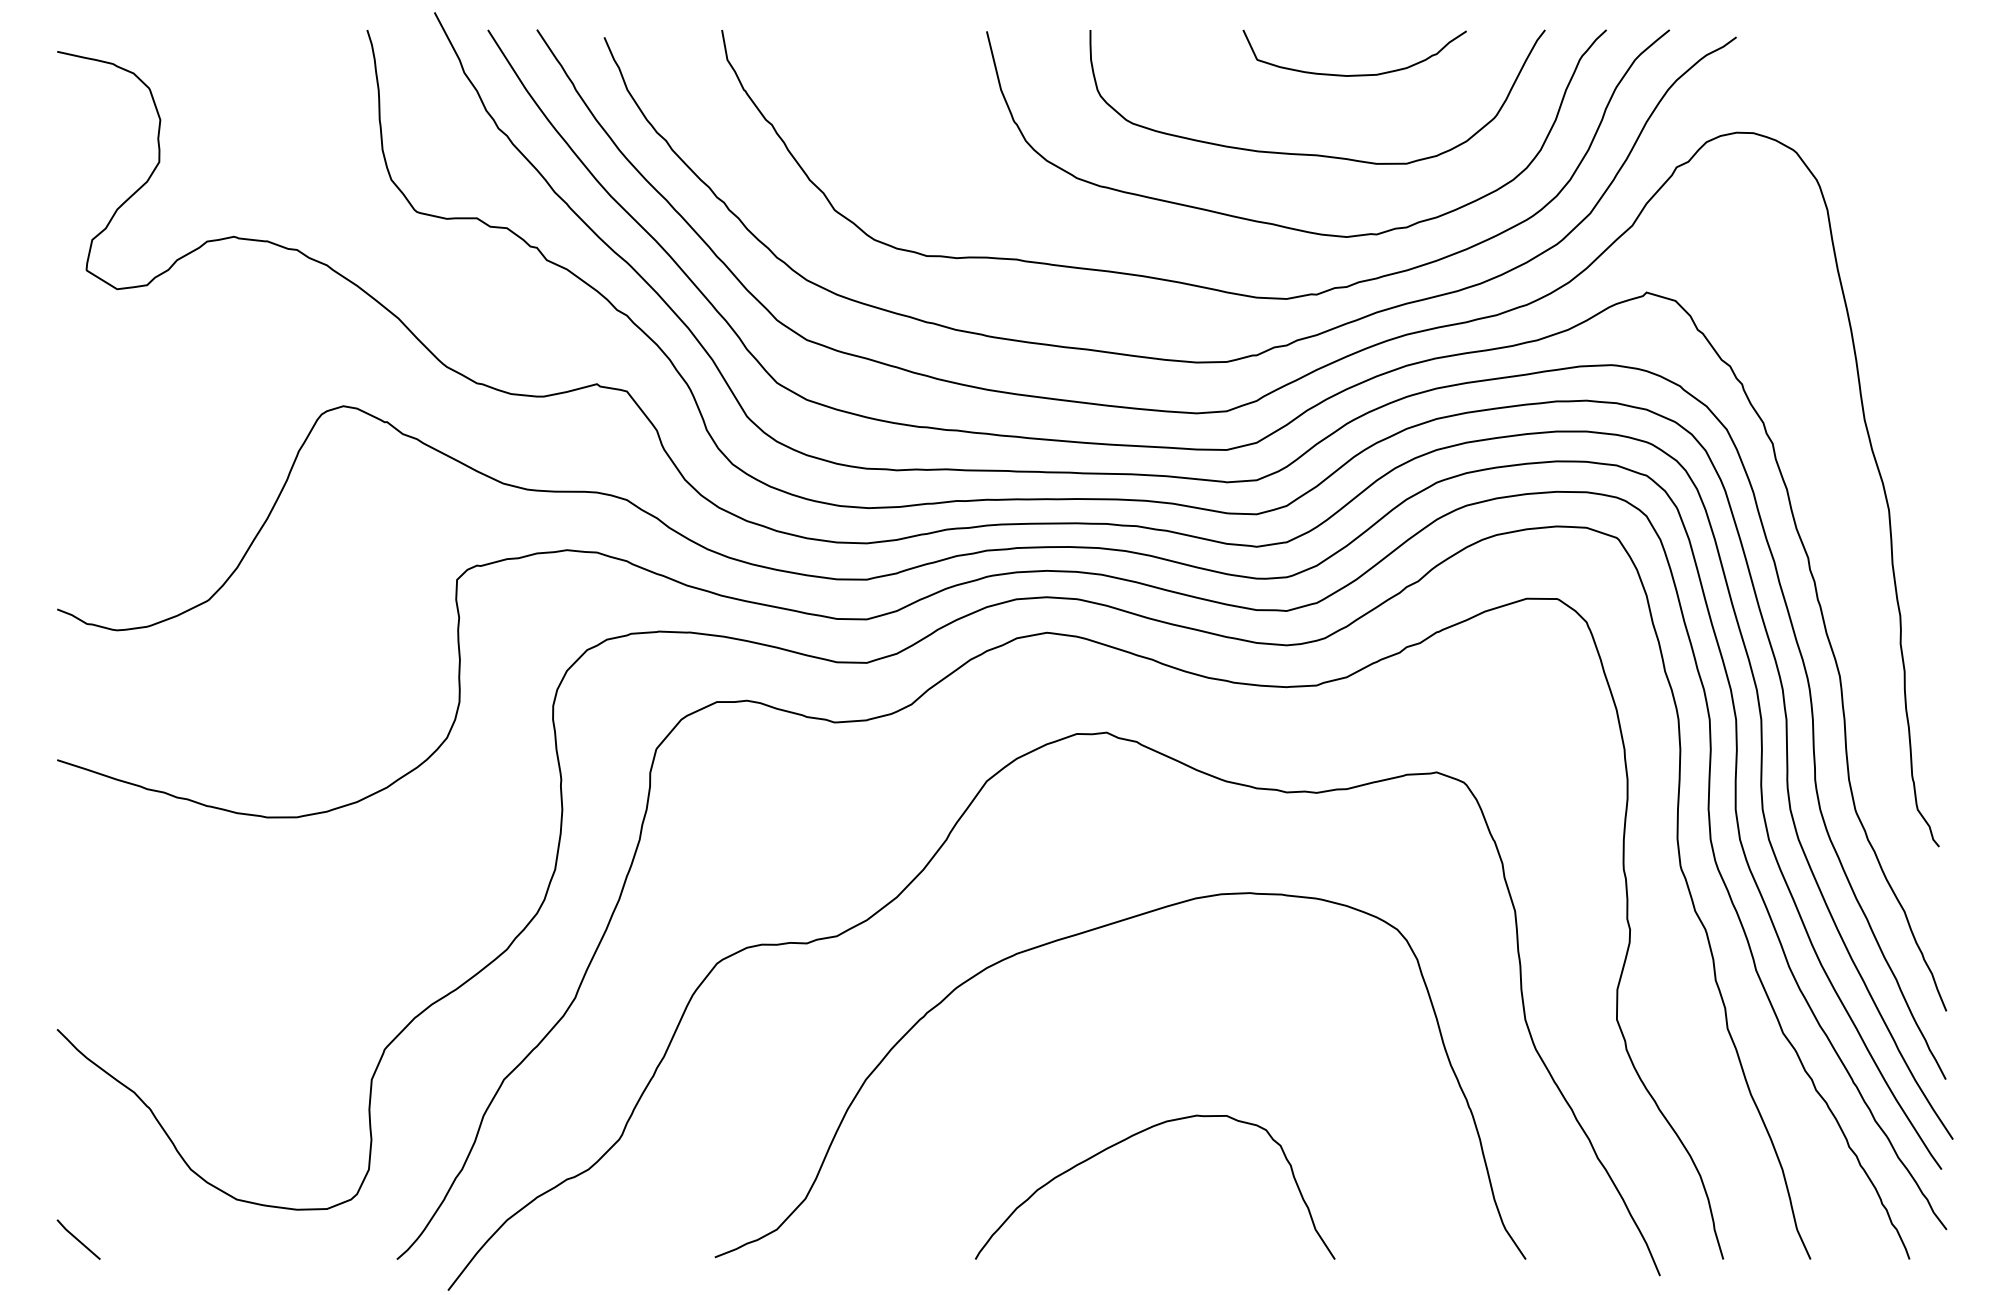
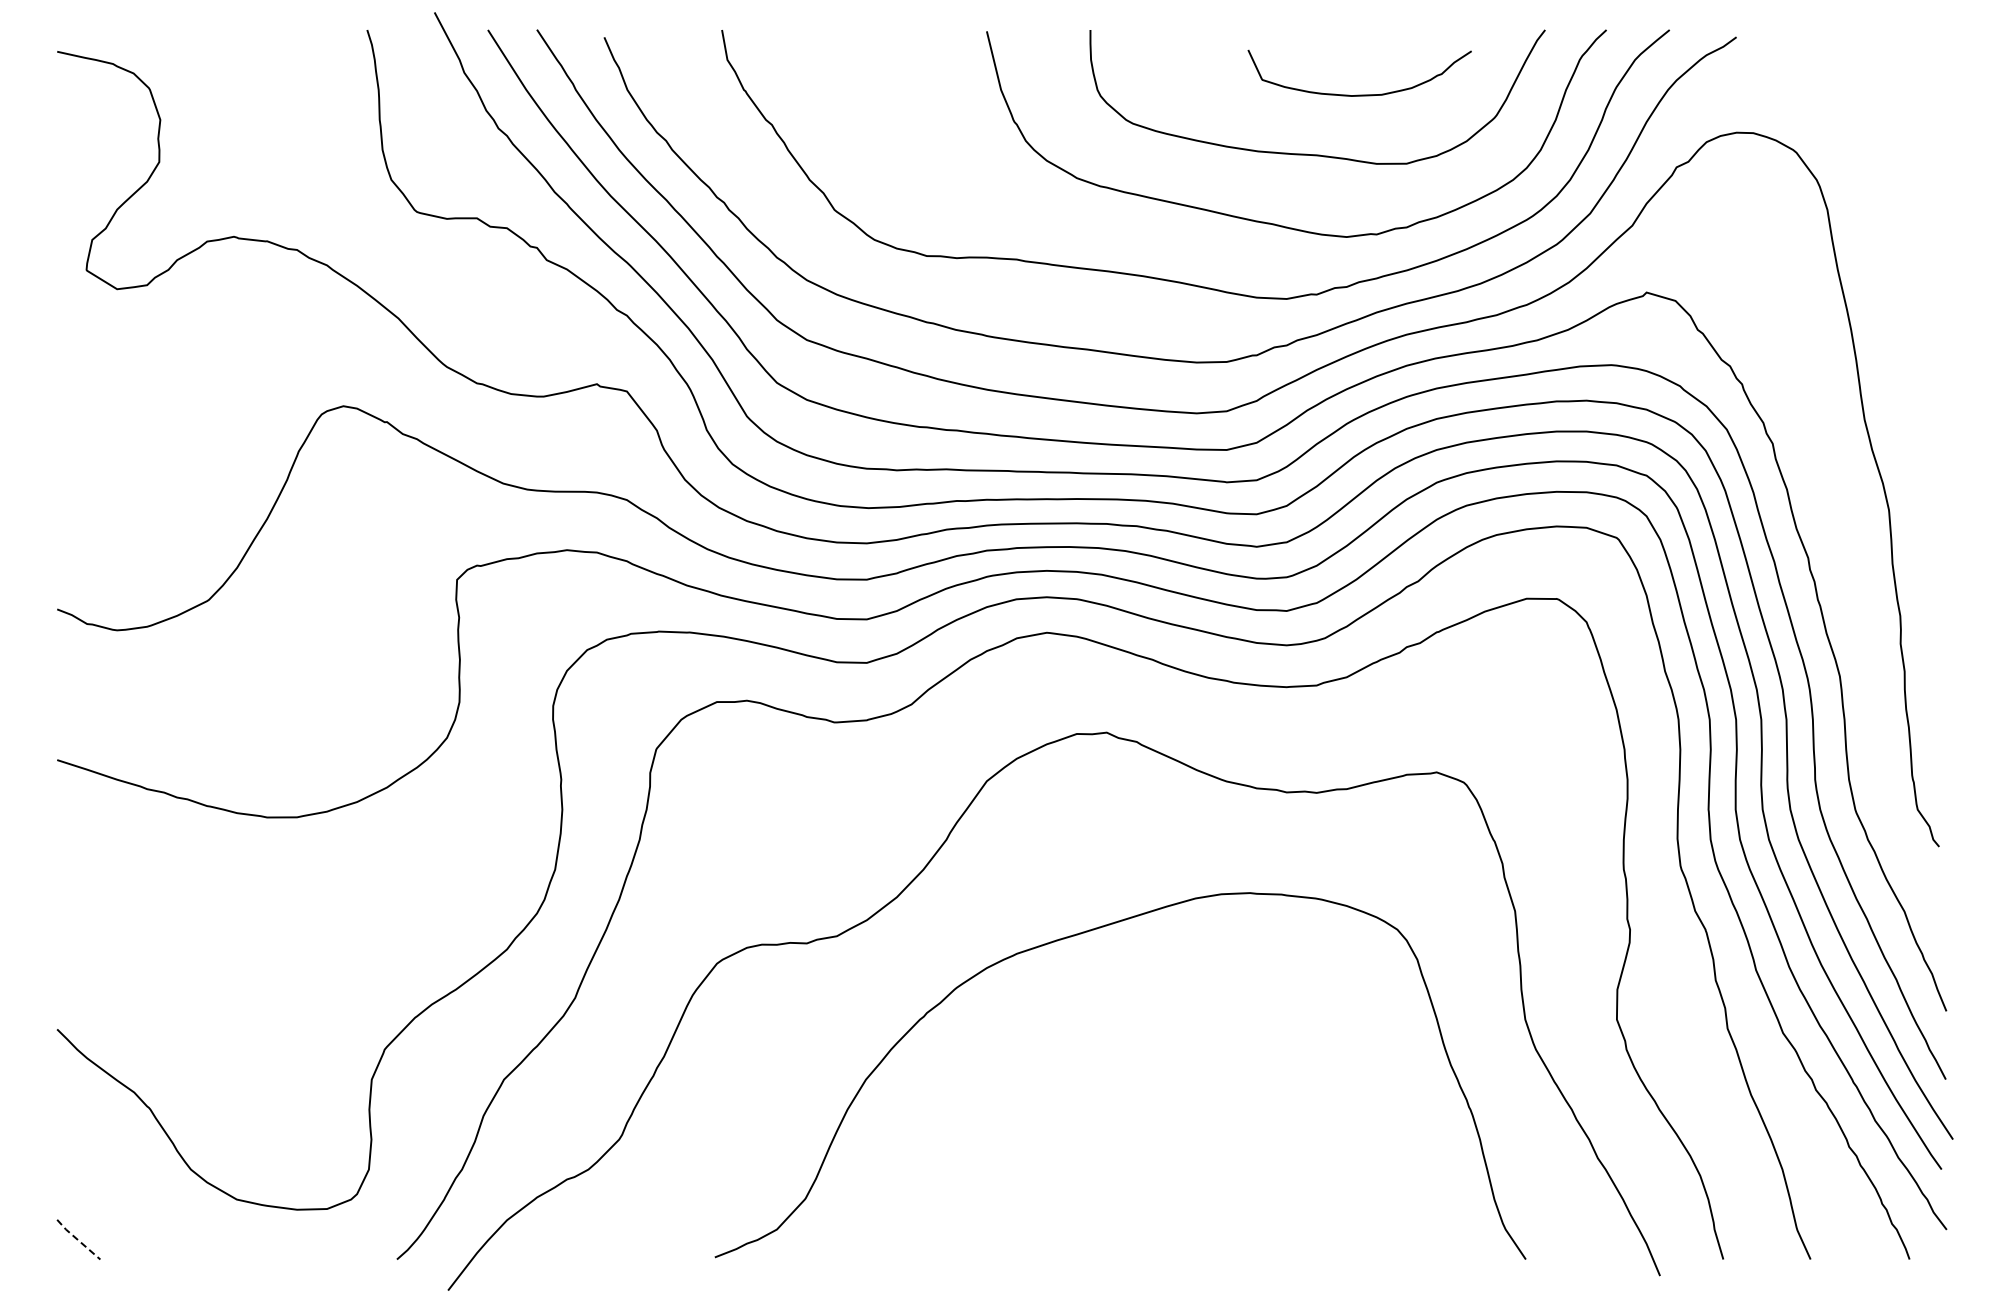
curve position: (1354, 74) -> (1359, 94) (1359, 94)
curve: present -> none (1131, 1137)
line: solid -> dashed (77, 1239)
